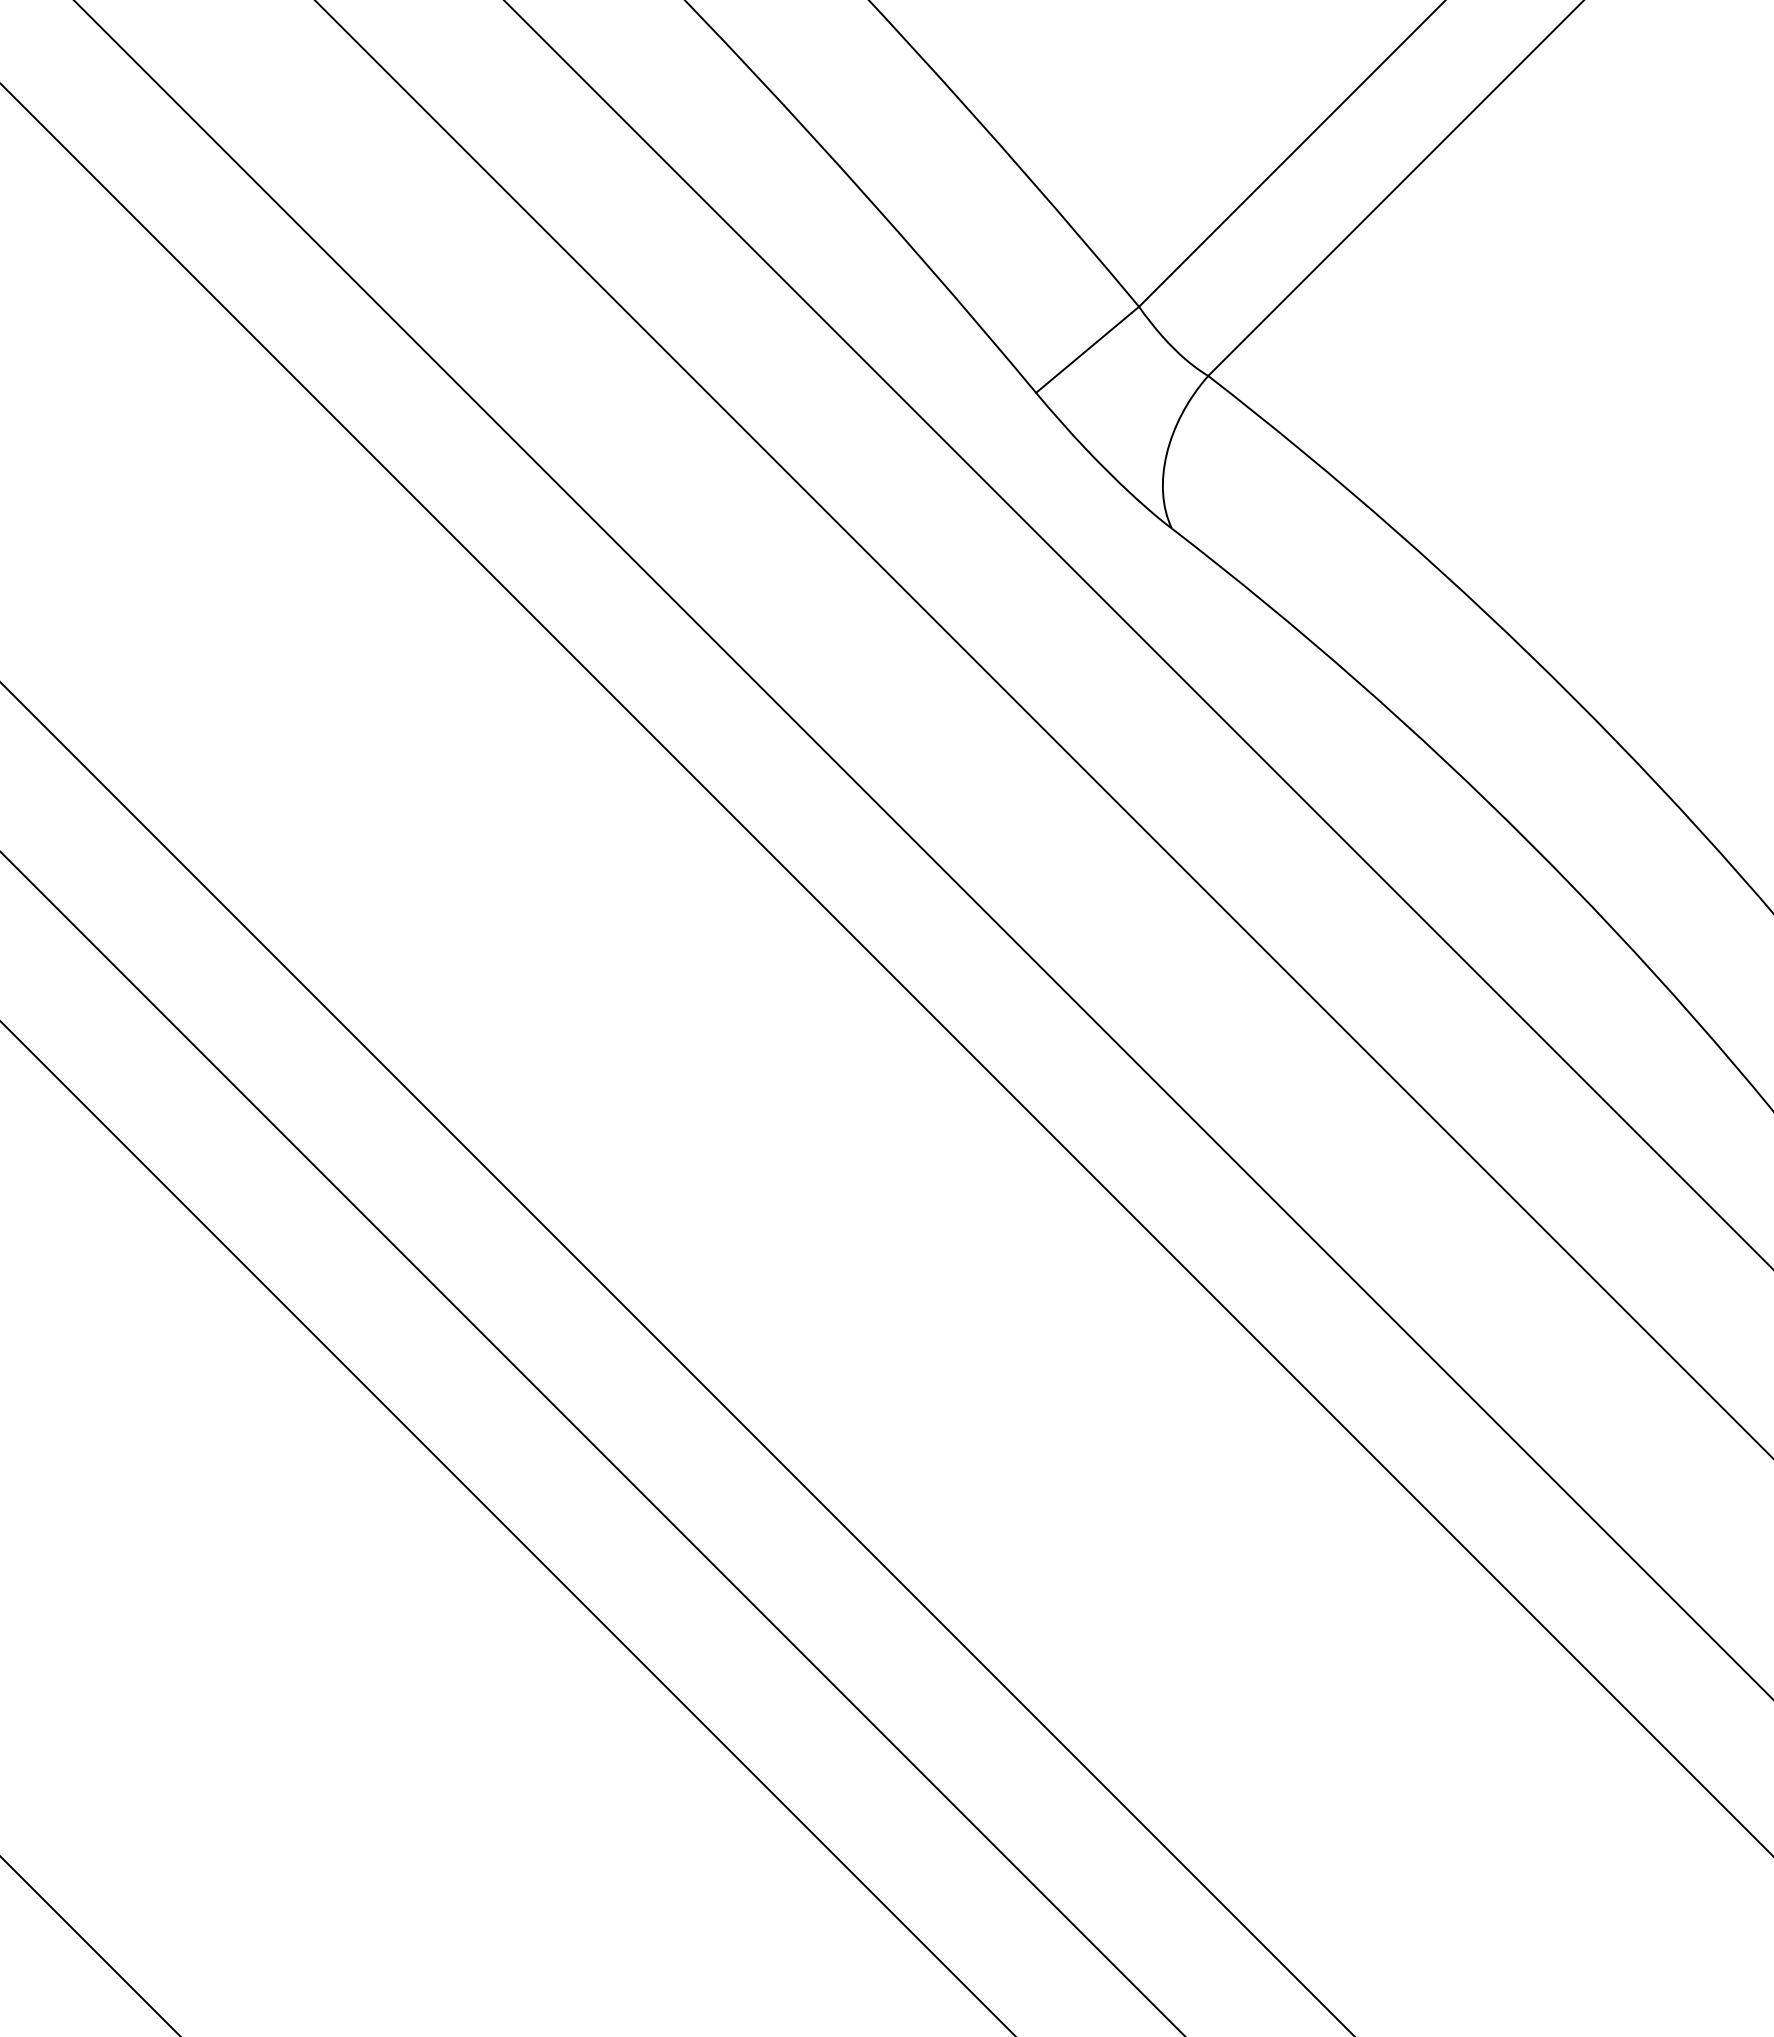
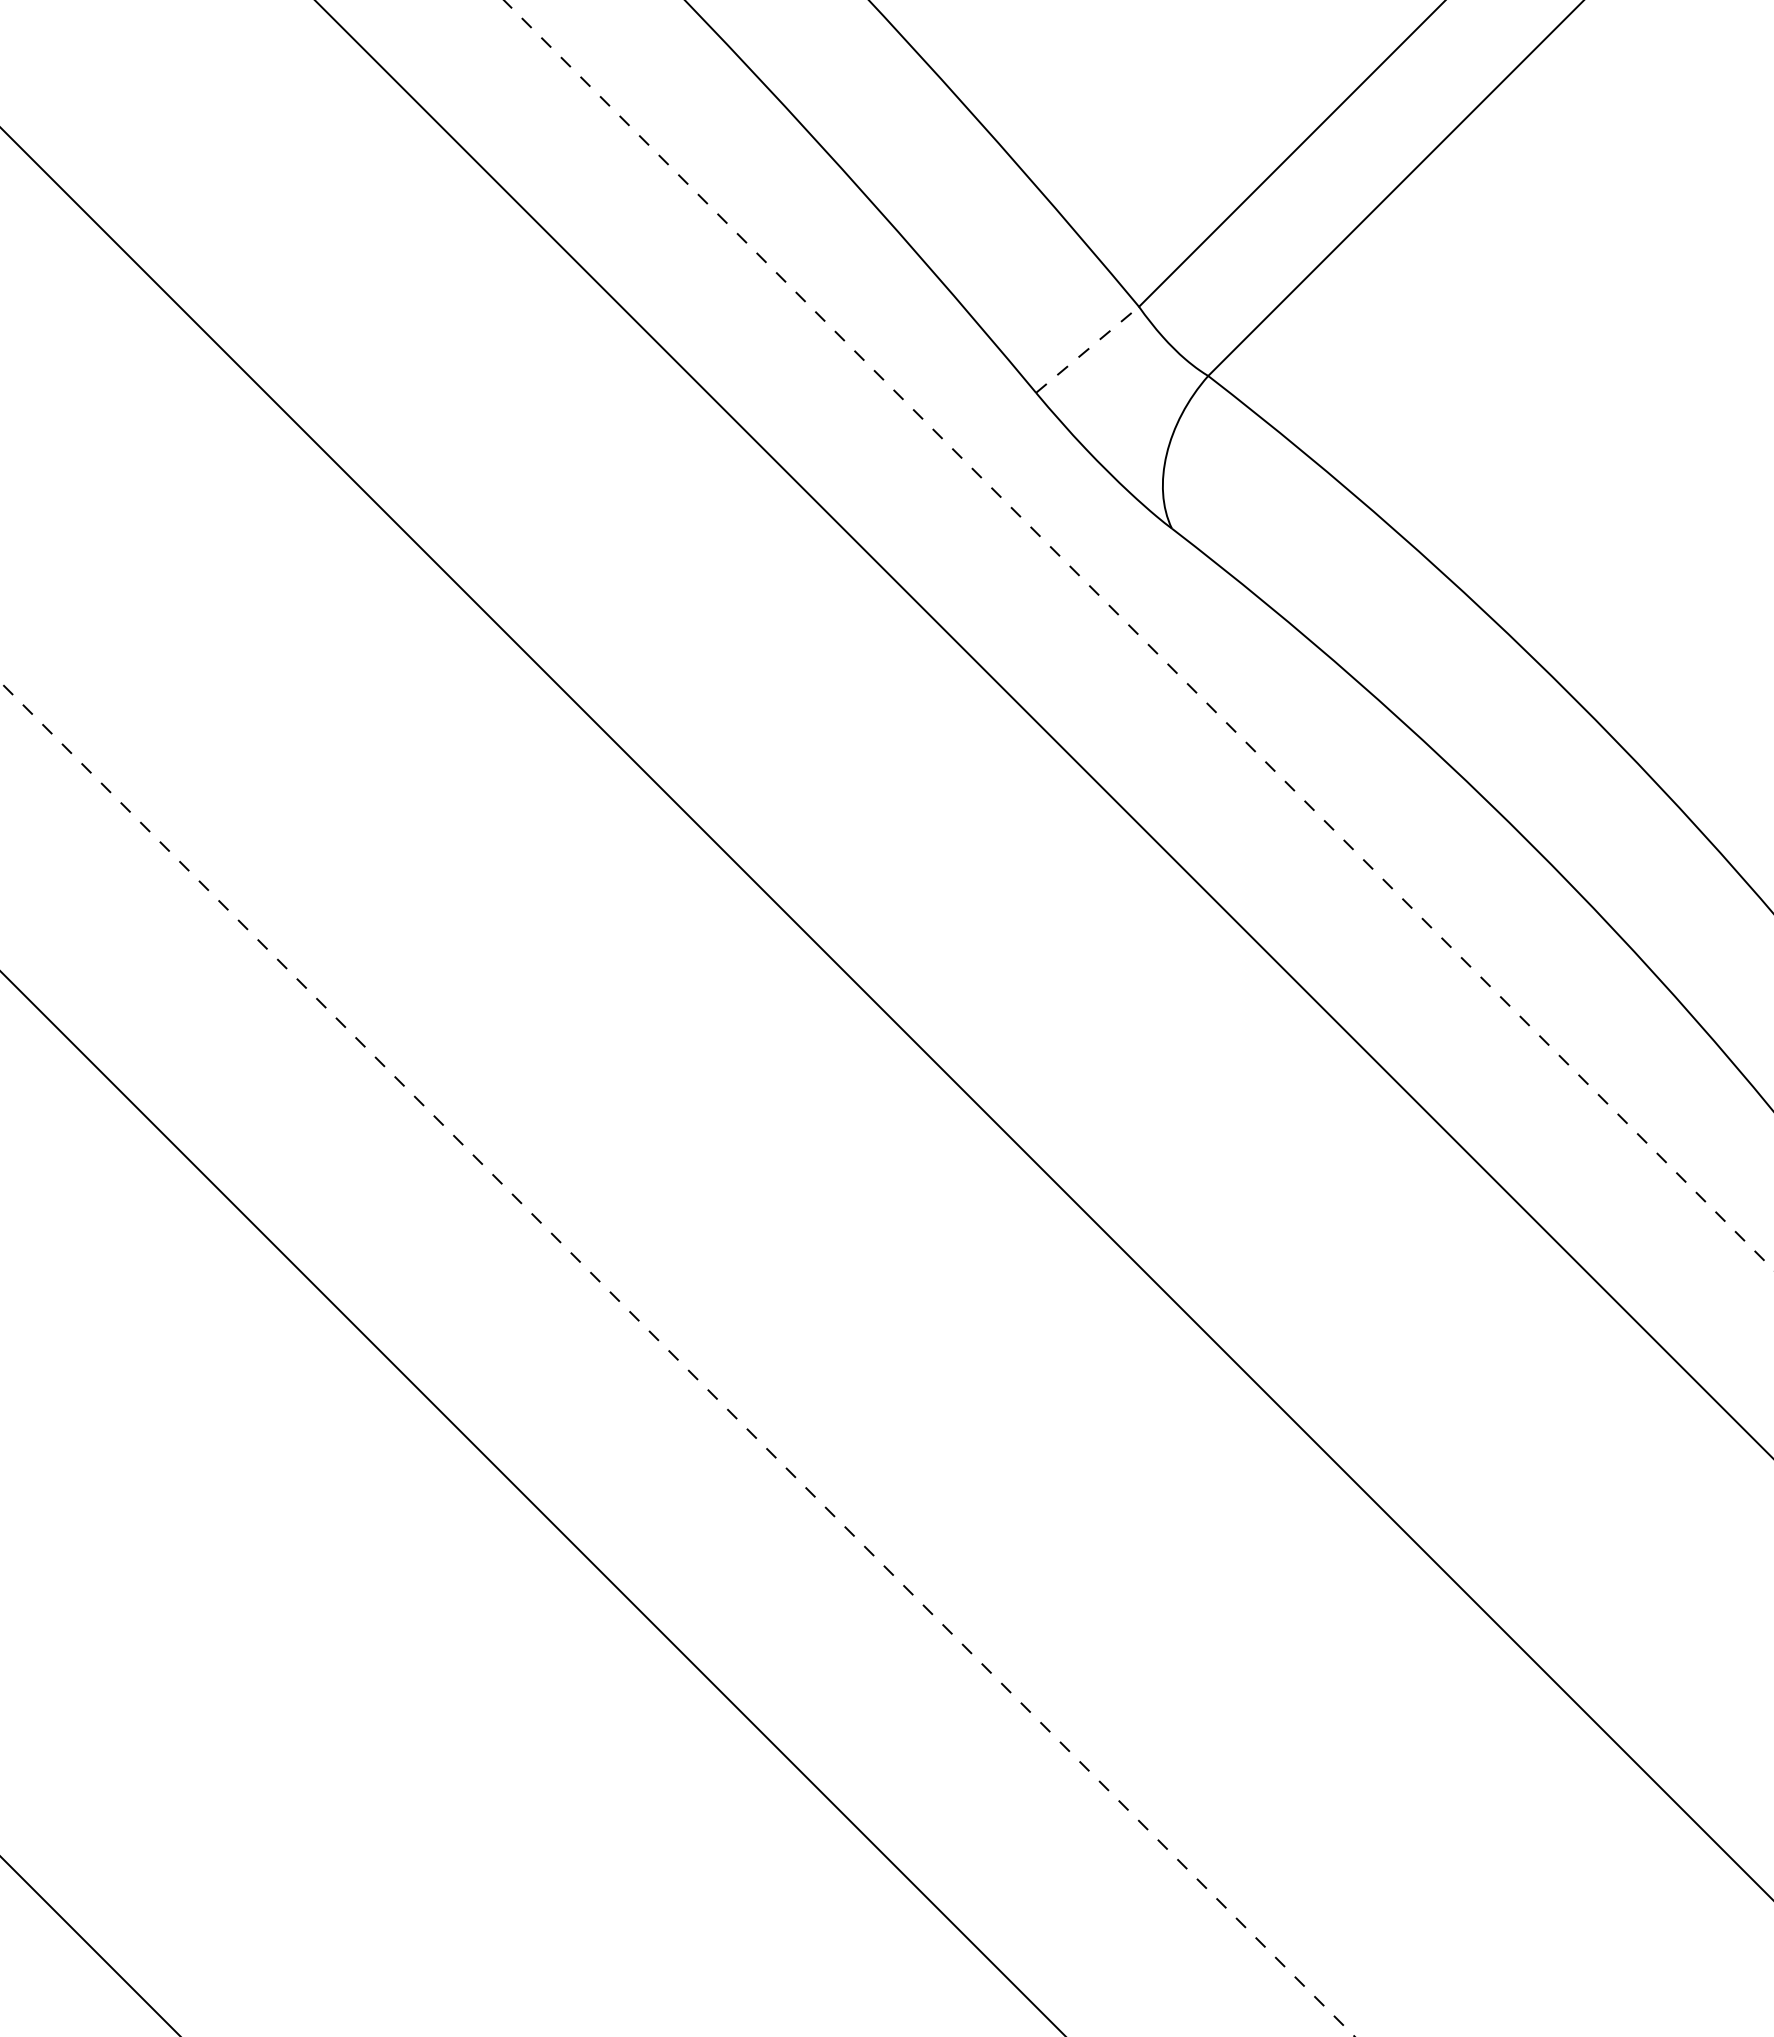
line: solid -> dashed (1087, 349)
line: solid -> dashed (1139, 635)
line: present -> none (922, 849)
line position: (886, 969) -> (886, 1013) (886, 1013)
line: solid -> dashed (677, 1359)
line: present -> none (592, 1443)
line position: (507, 1527) -> (532, 1503) (532, 1503)
